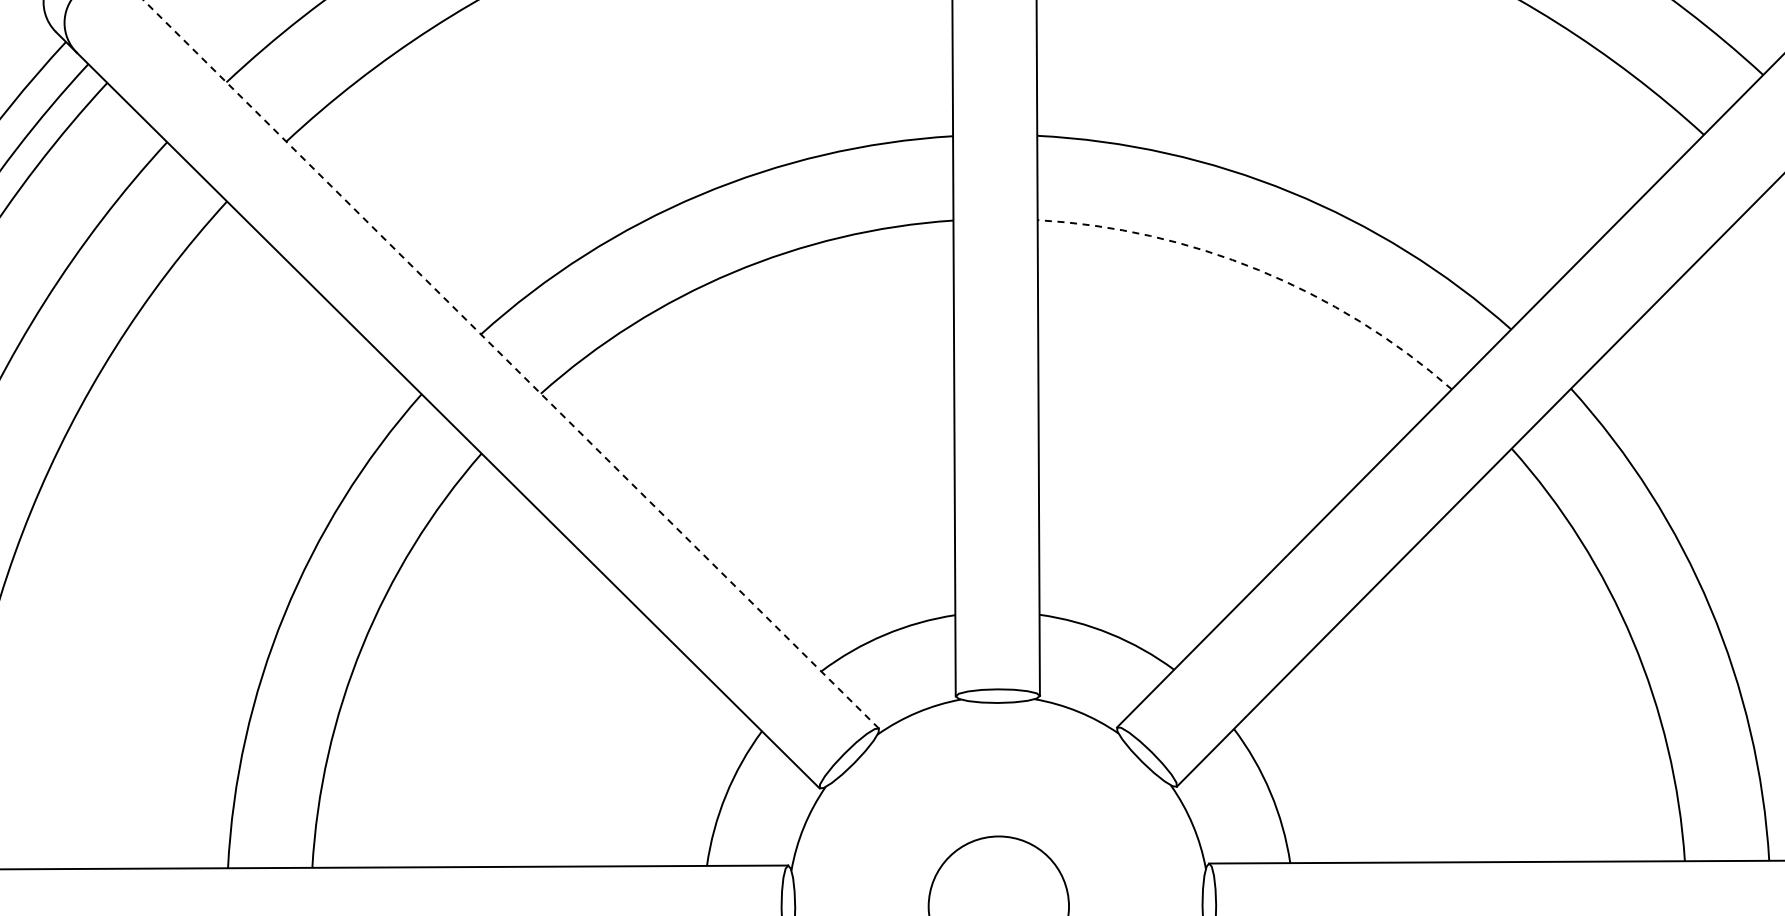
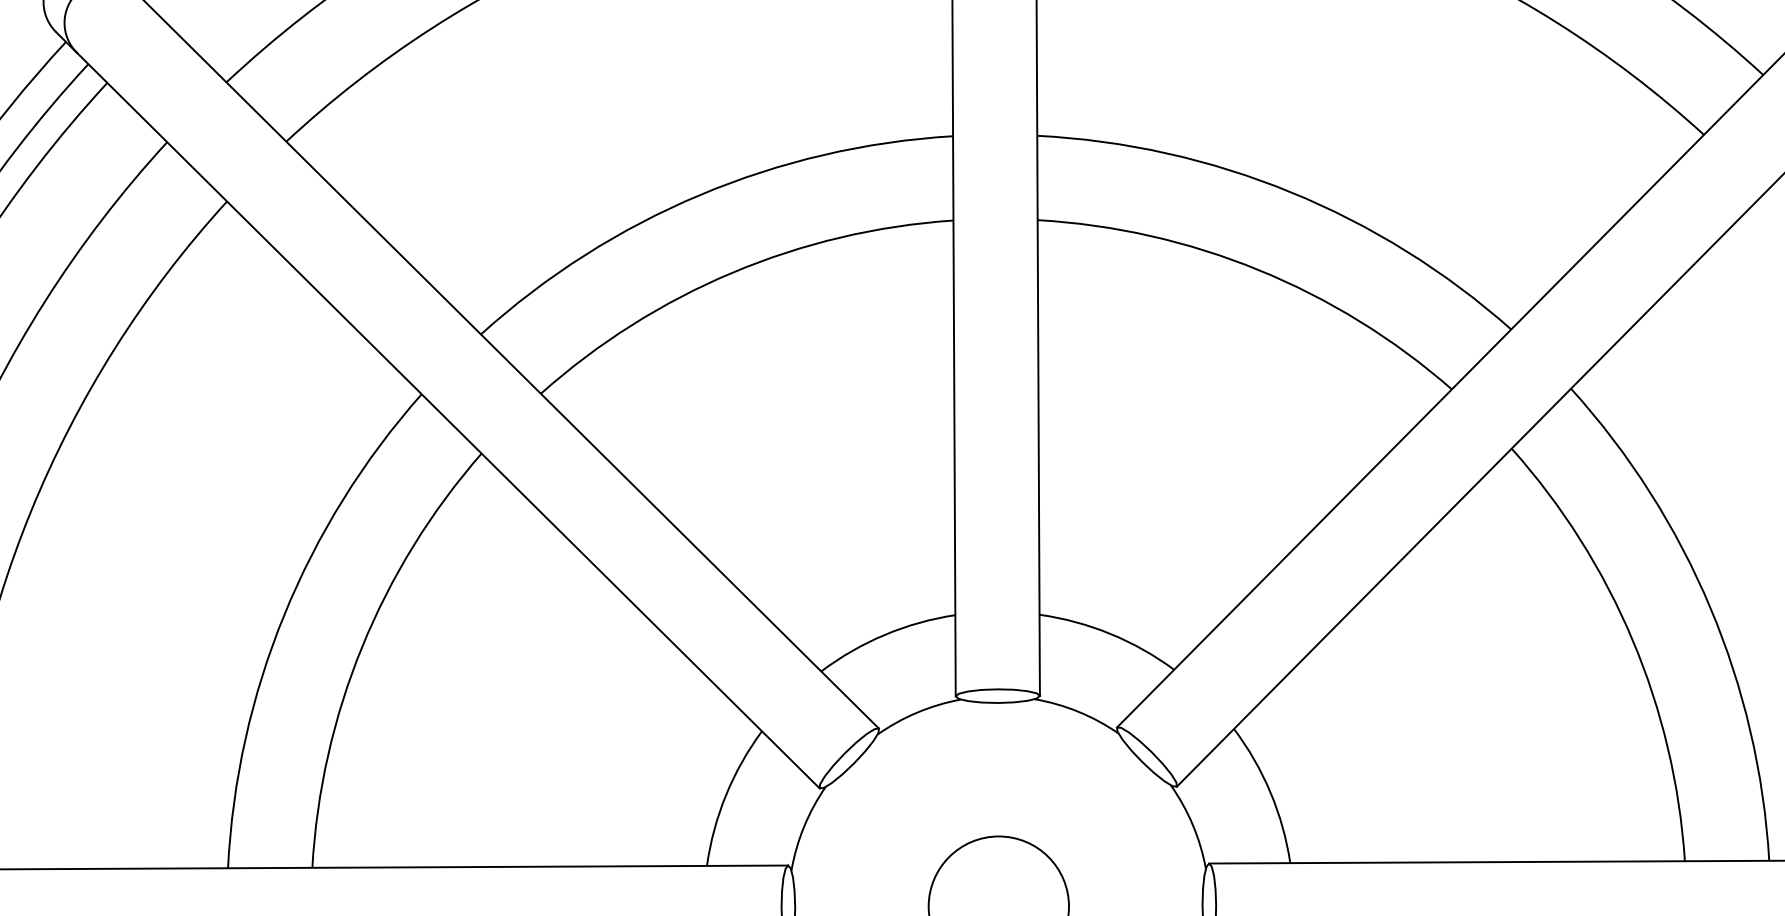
arc: dashed -> solid (1258, 270)
line: dashed -> solid (511, 364)
